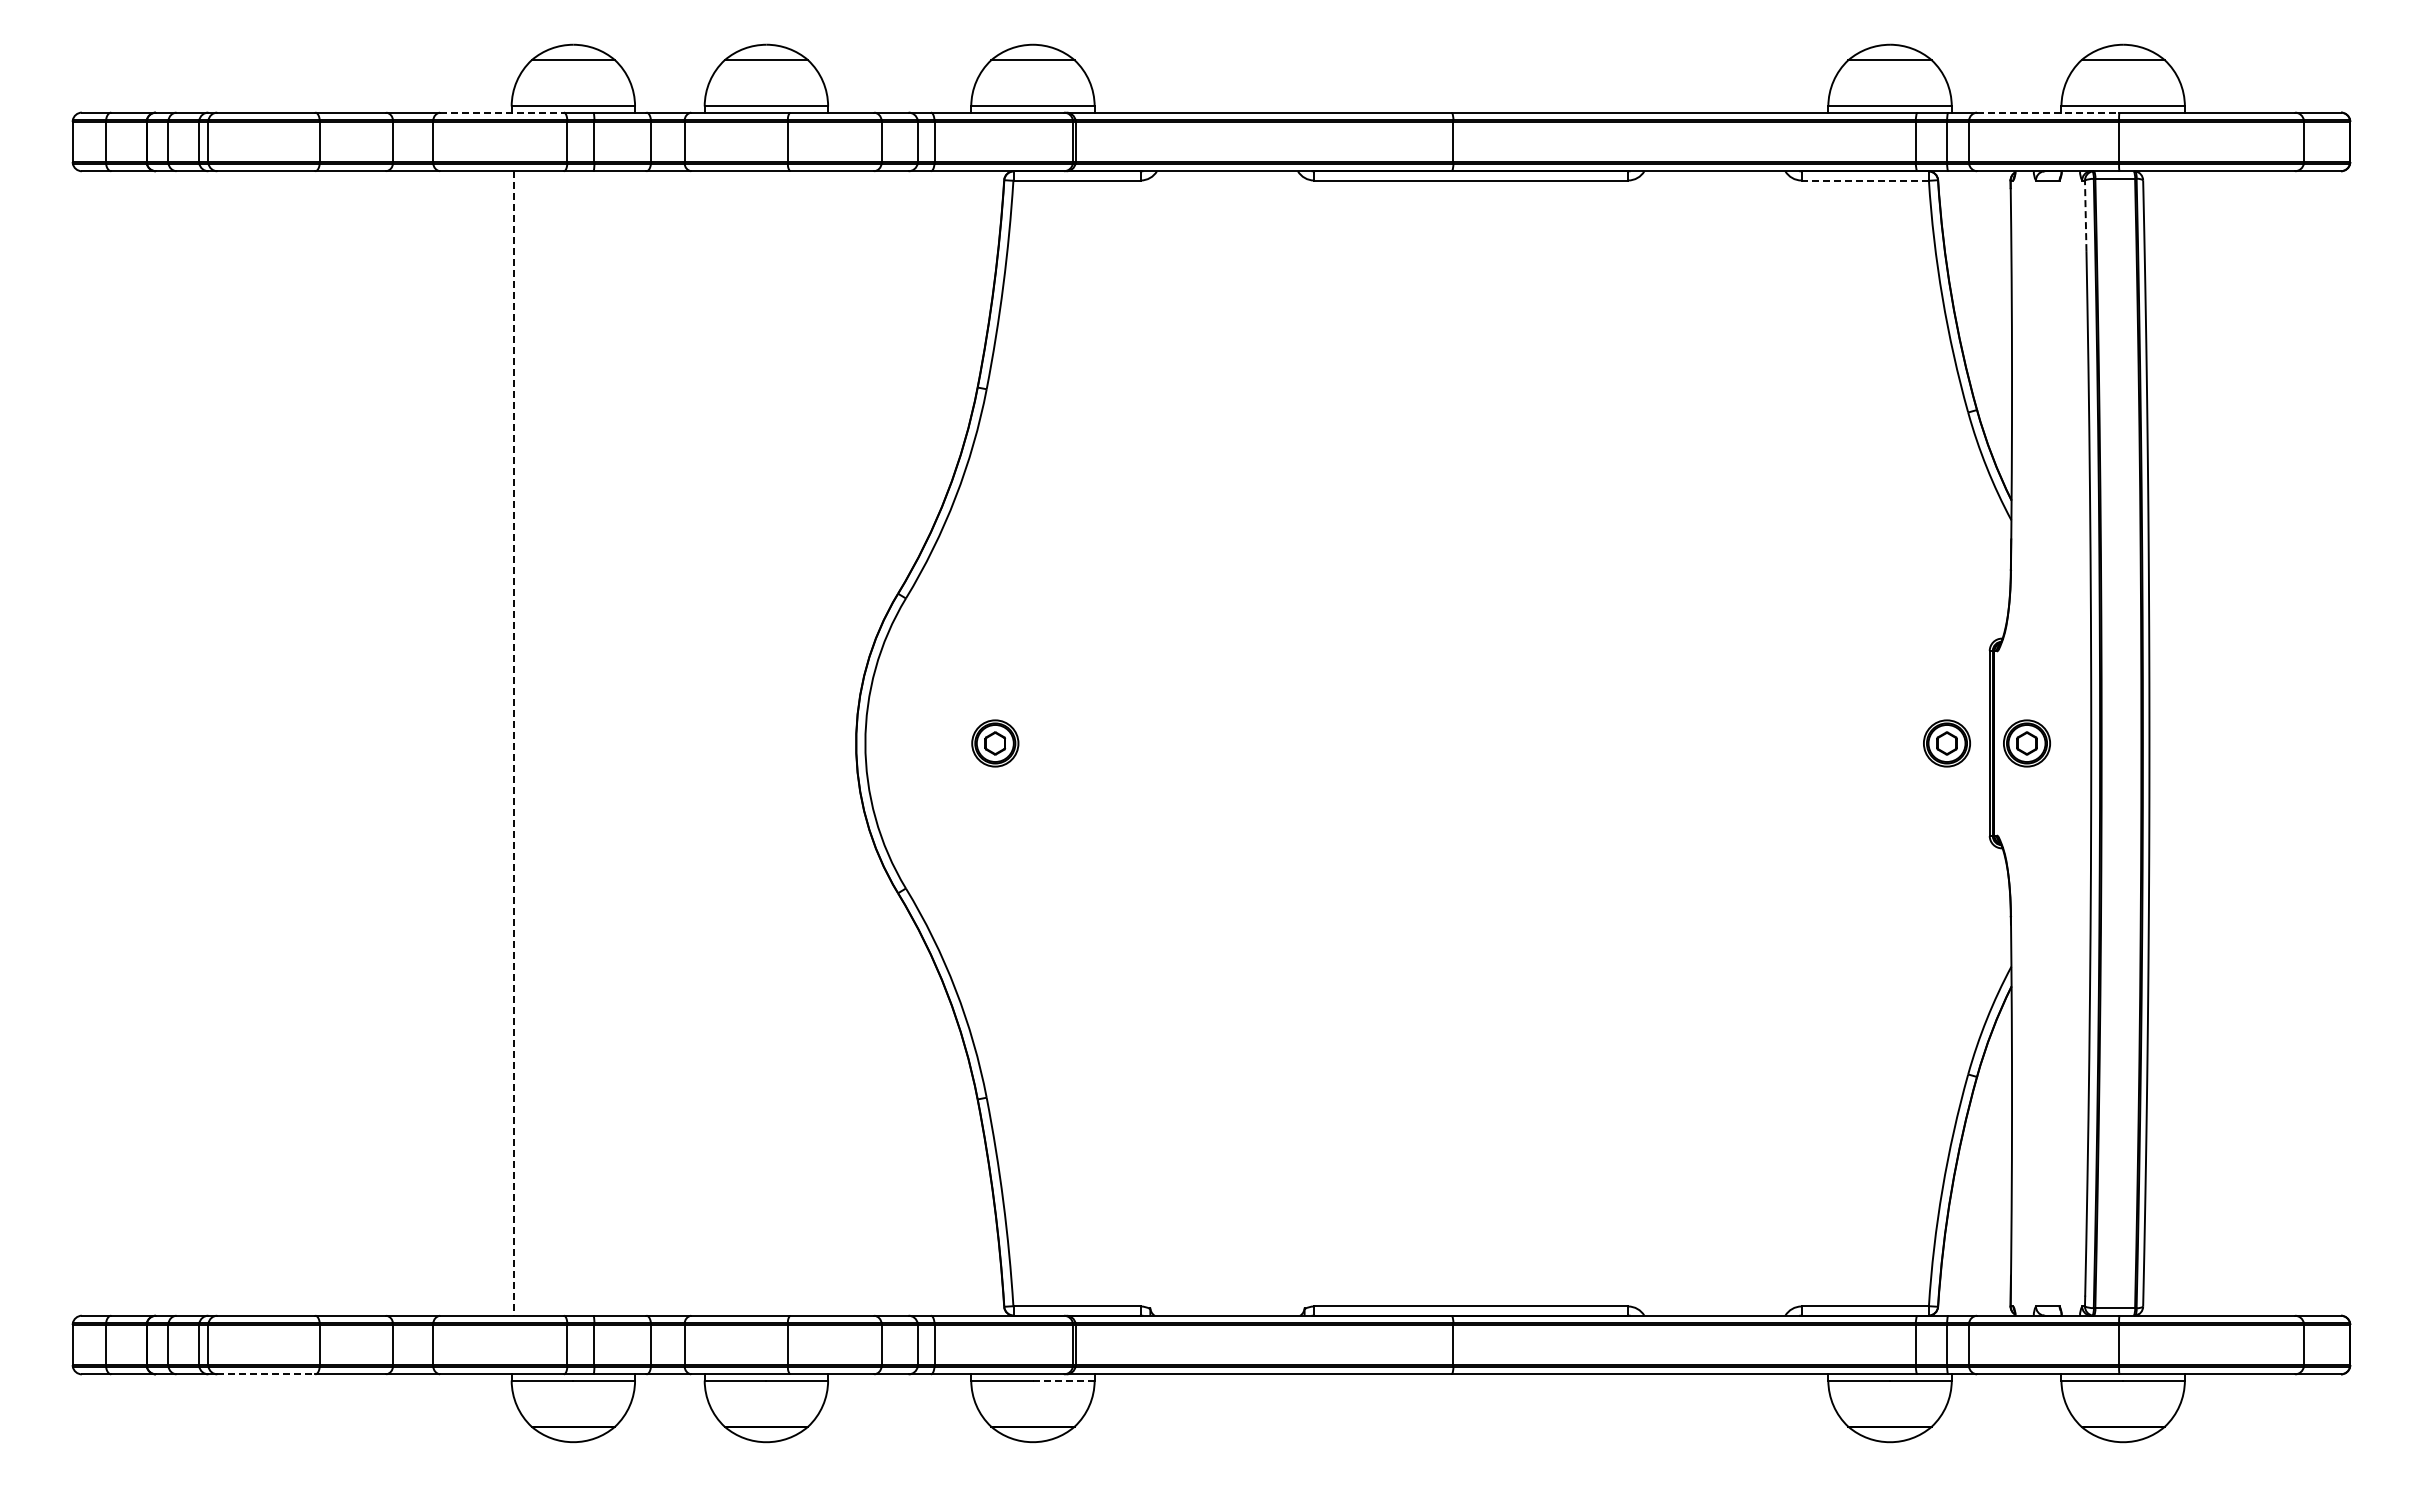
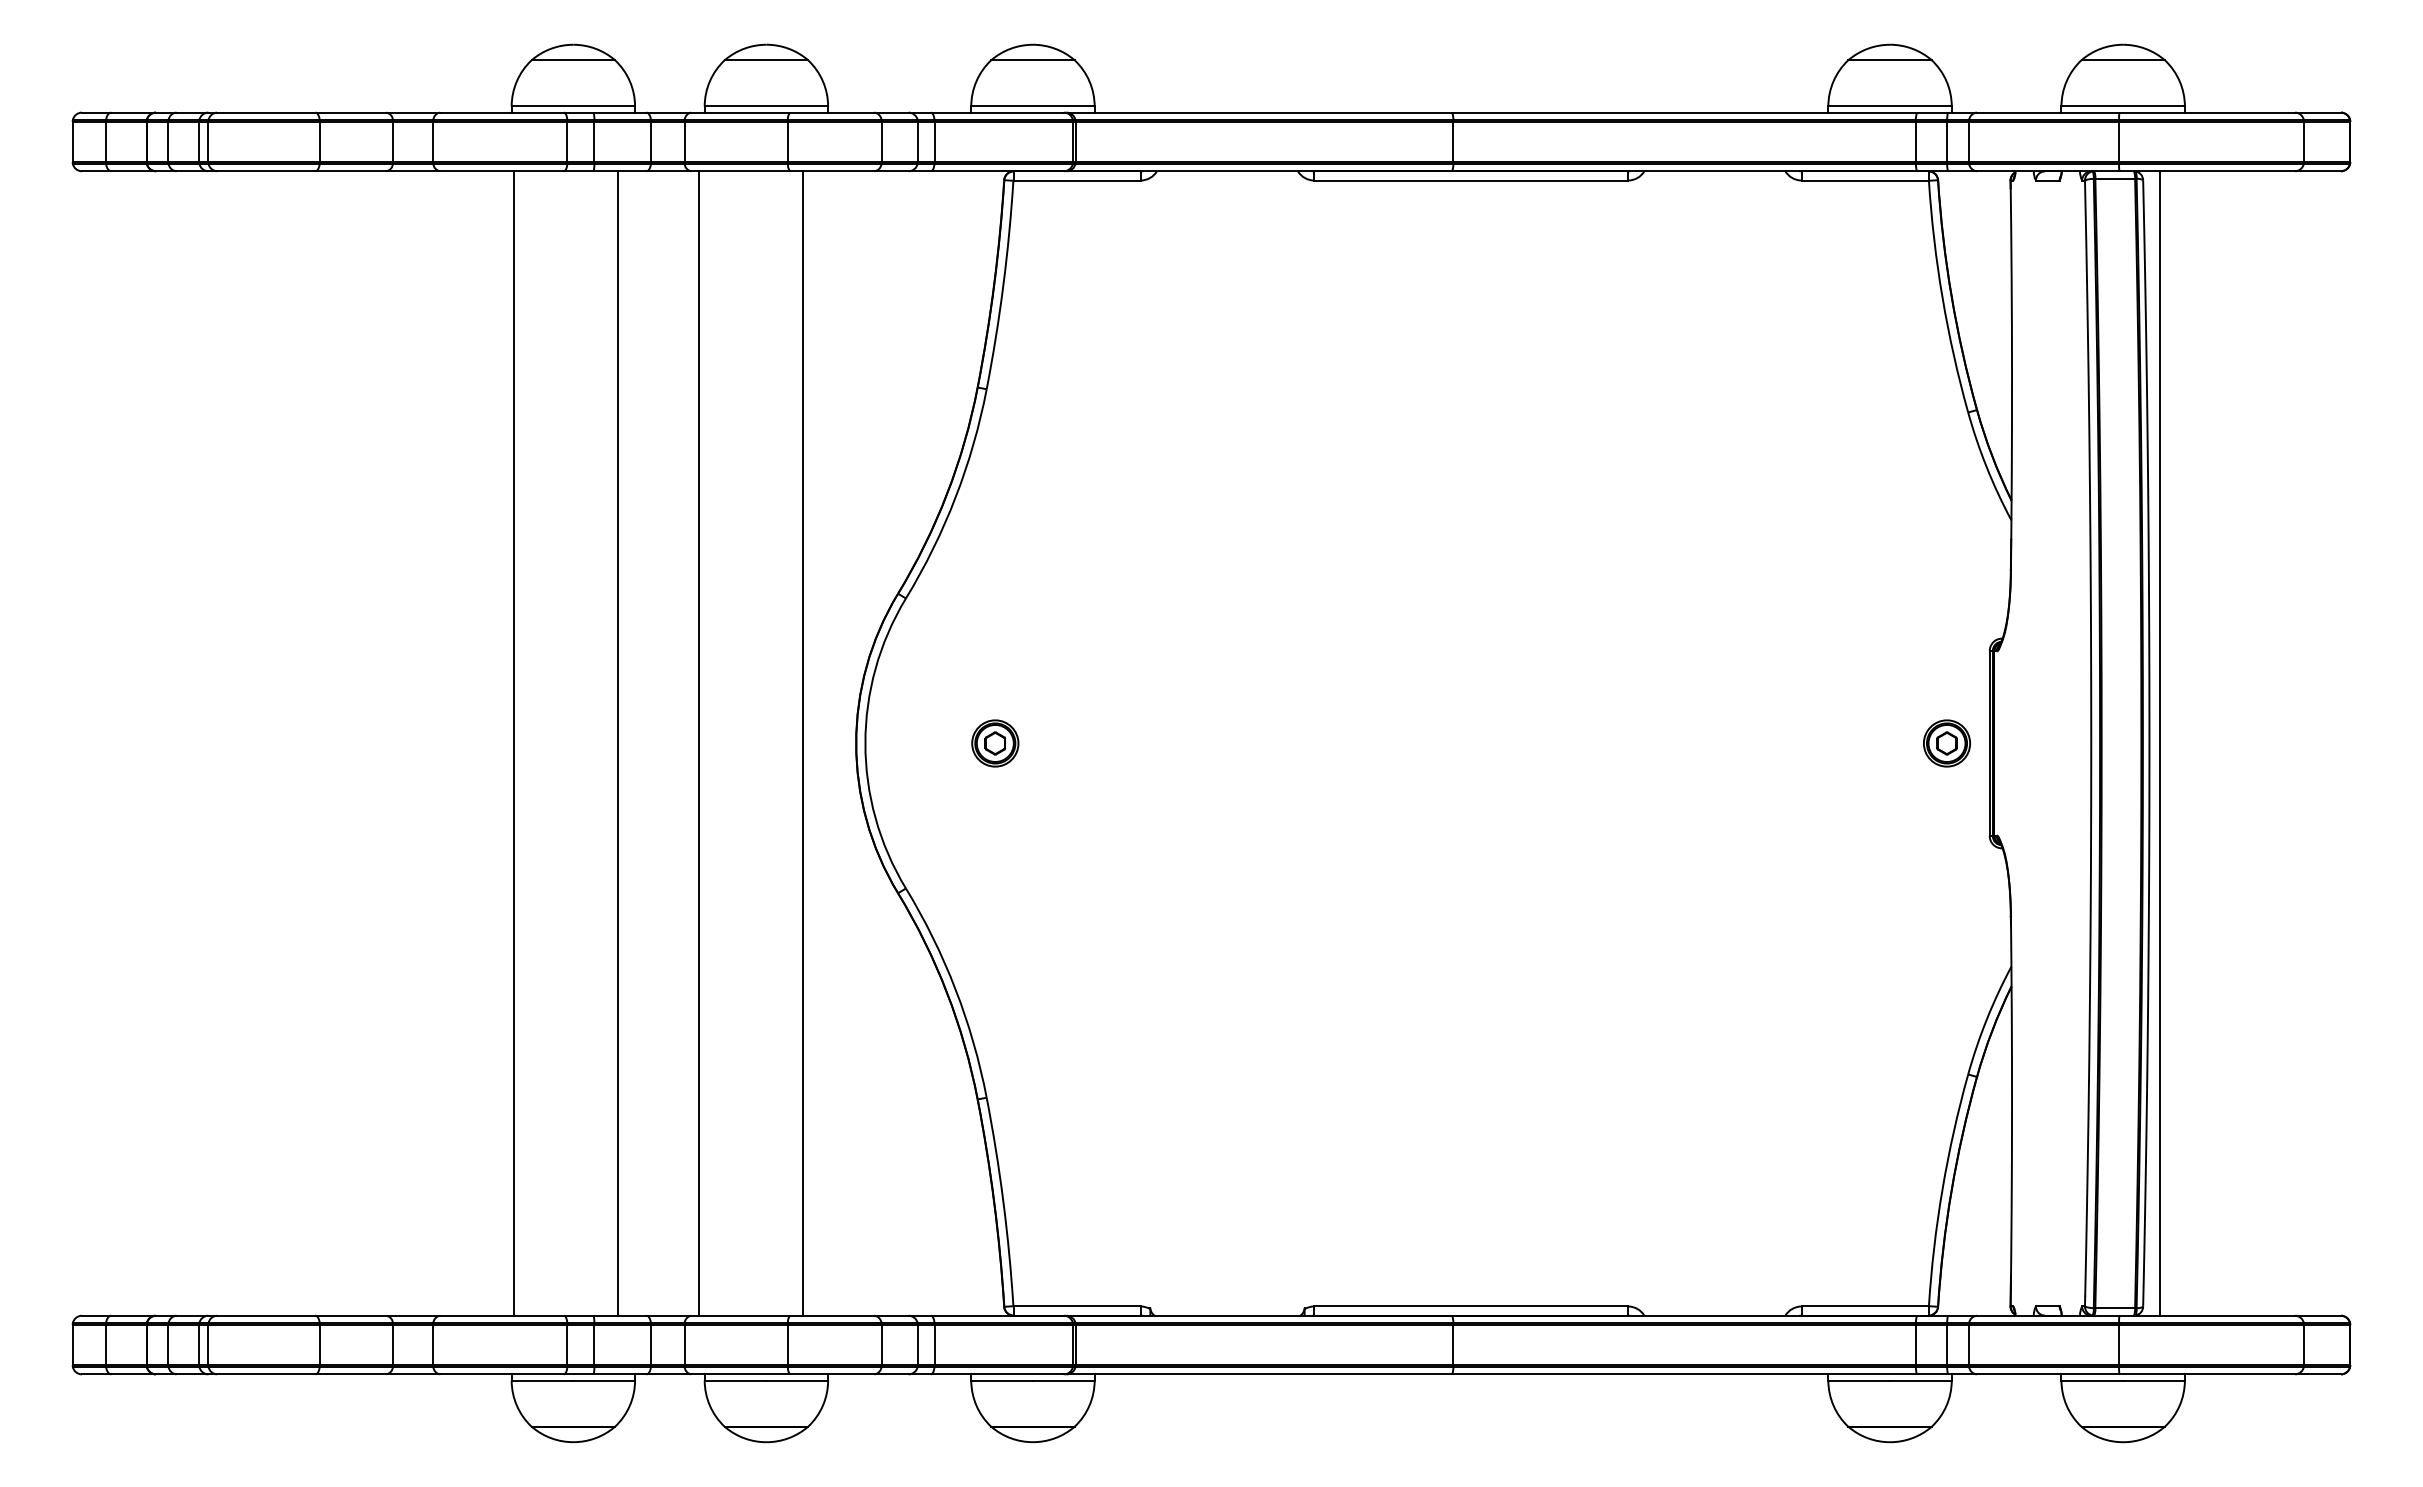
line: dashed -> solid (502, 112)
line: dashed -> solid (2048, 112)
line: dashed -> solid (1865, 180)
line: dashed -> solid (2085, 215)
line: none -> present (617, 743)
line: none -> present (698, 743)
line: none -> present (802, 743)
part: present -> none (2026, 743)
line: none -> present (2159, 743)
line: dashed -> solid (513, 744)
line: dashed -> solid (266, 1374)
line: dashed -> solid (1063, 1380)
